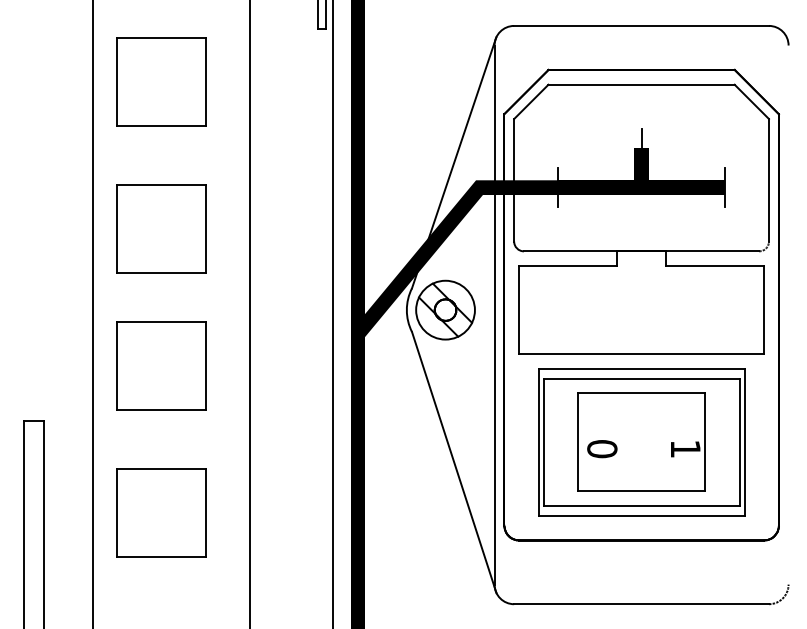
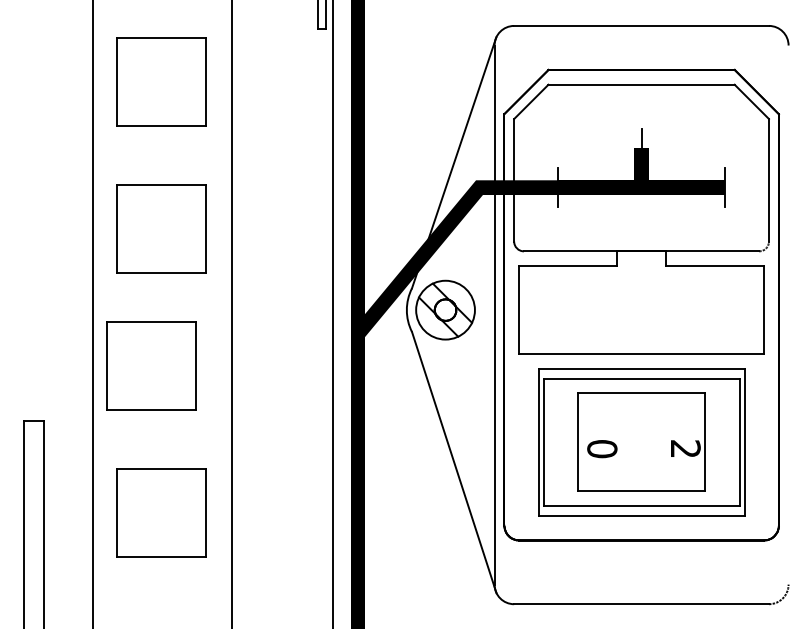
line position: (249, 313) -> (231, 313) (231, 313)
part position: (161, 365) -> (151, 365) (151, 365)
text: 1 -> 2 (685, 448)
